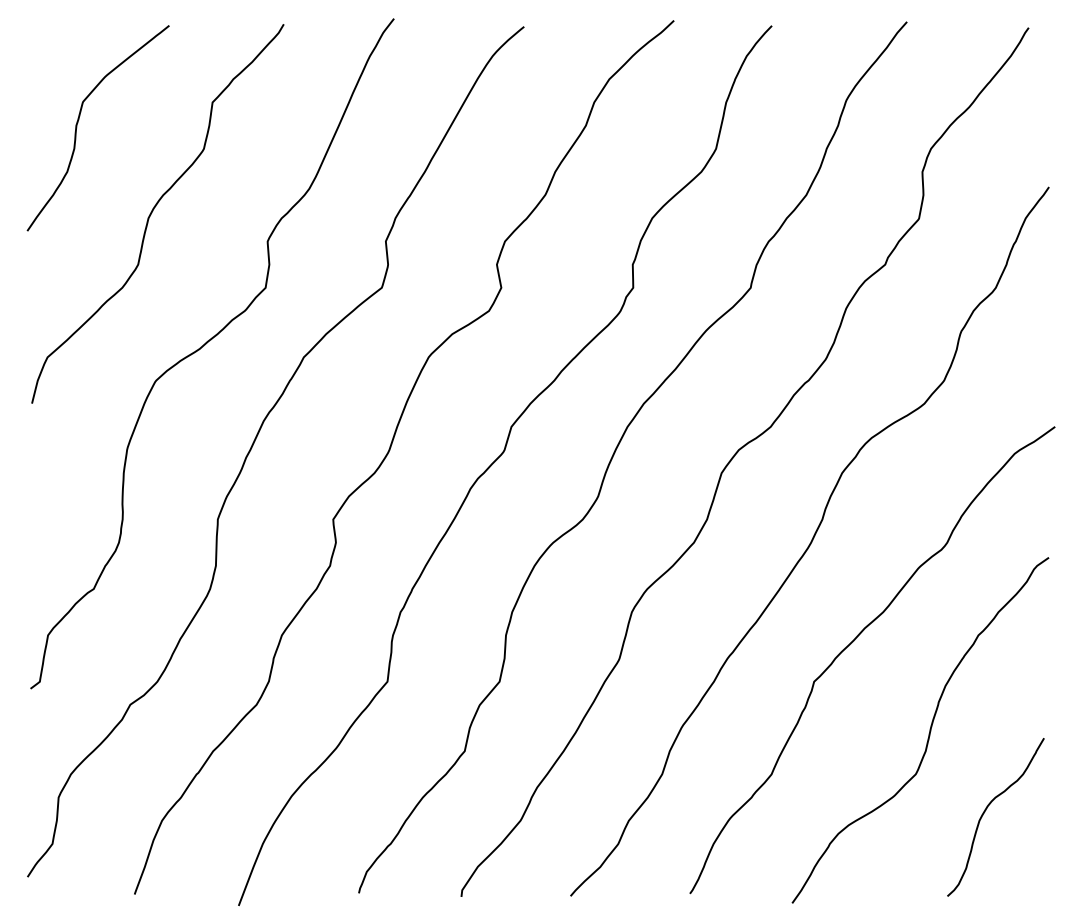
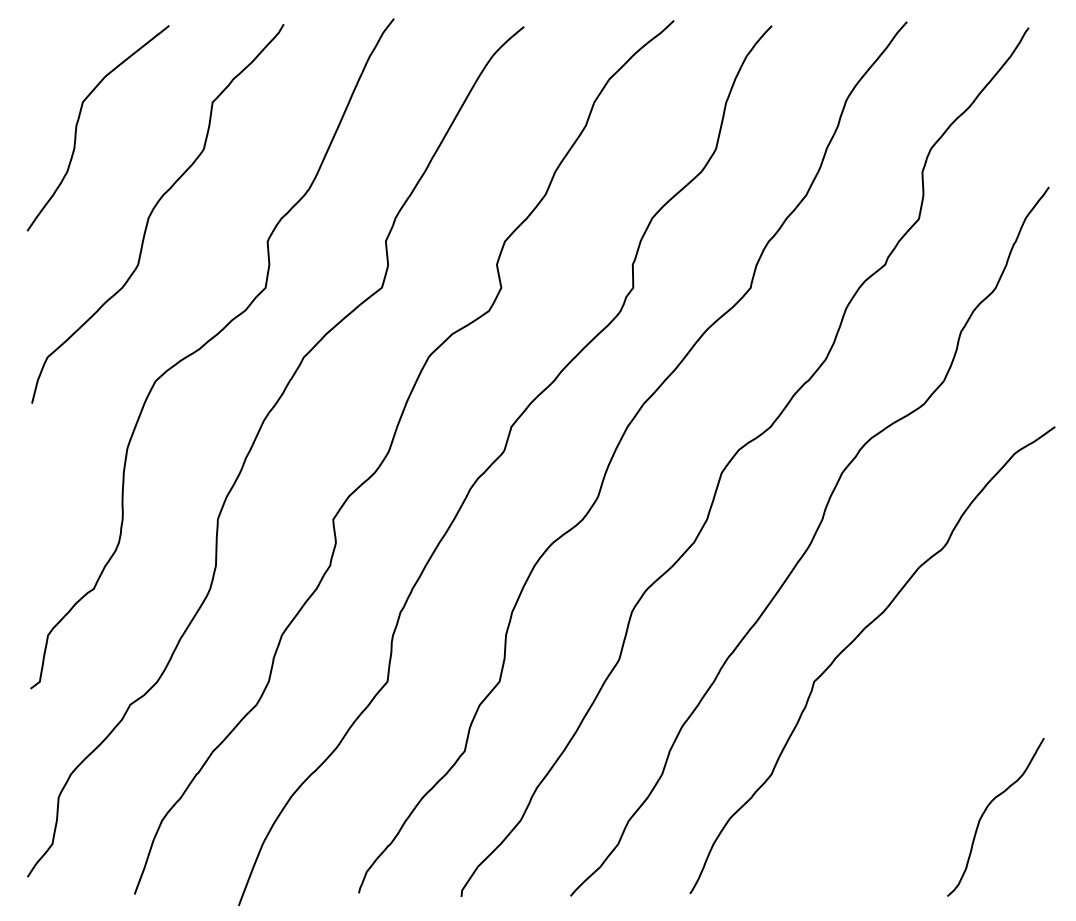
curve: present -> none (928, 733)
